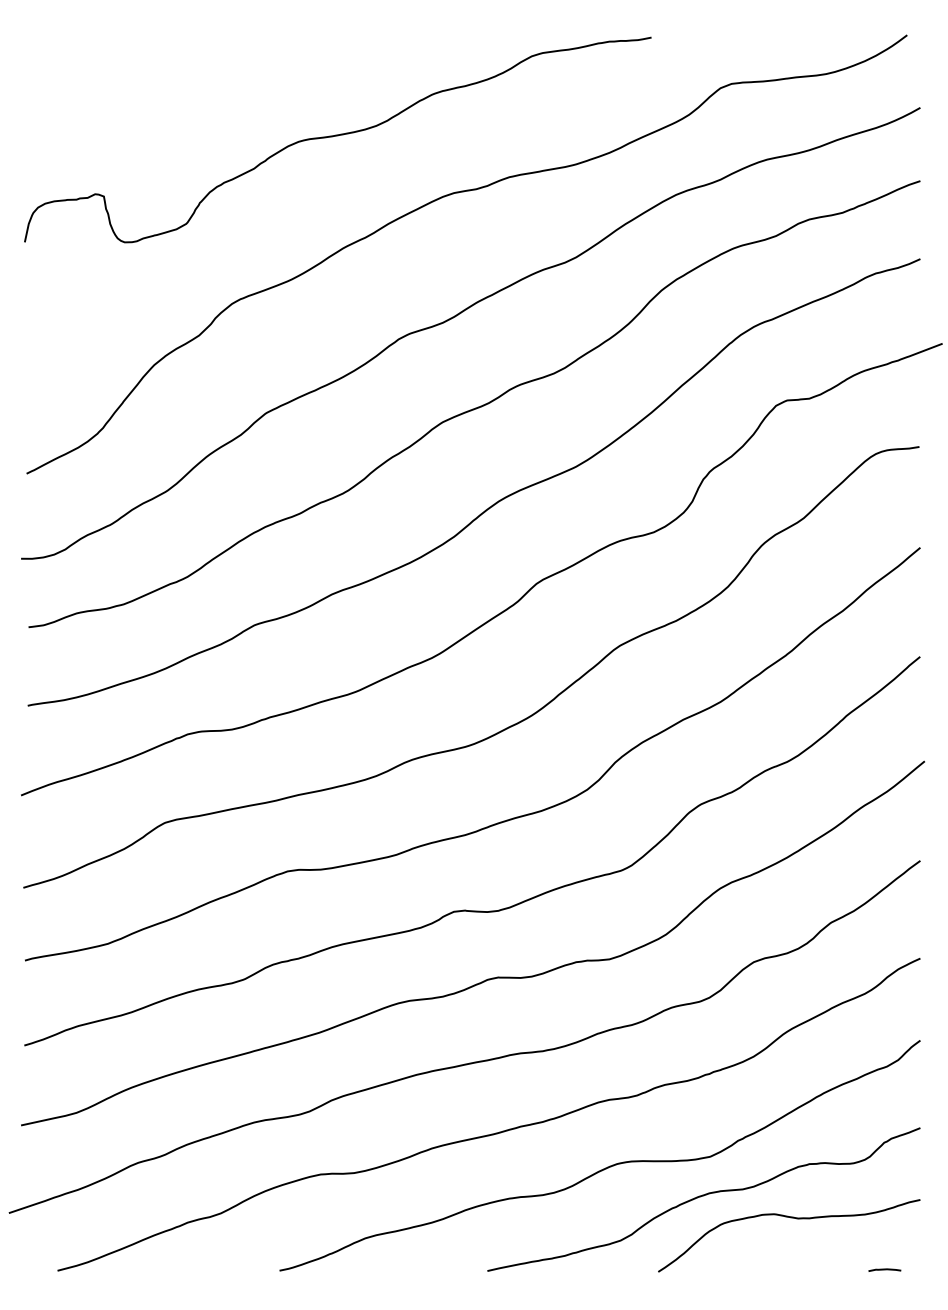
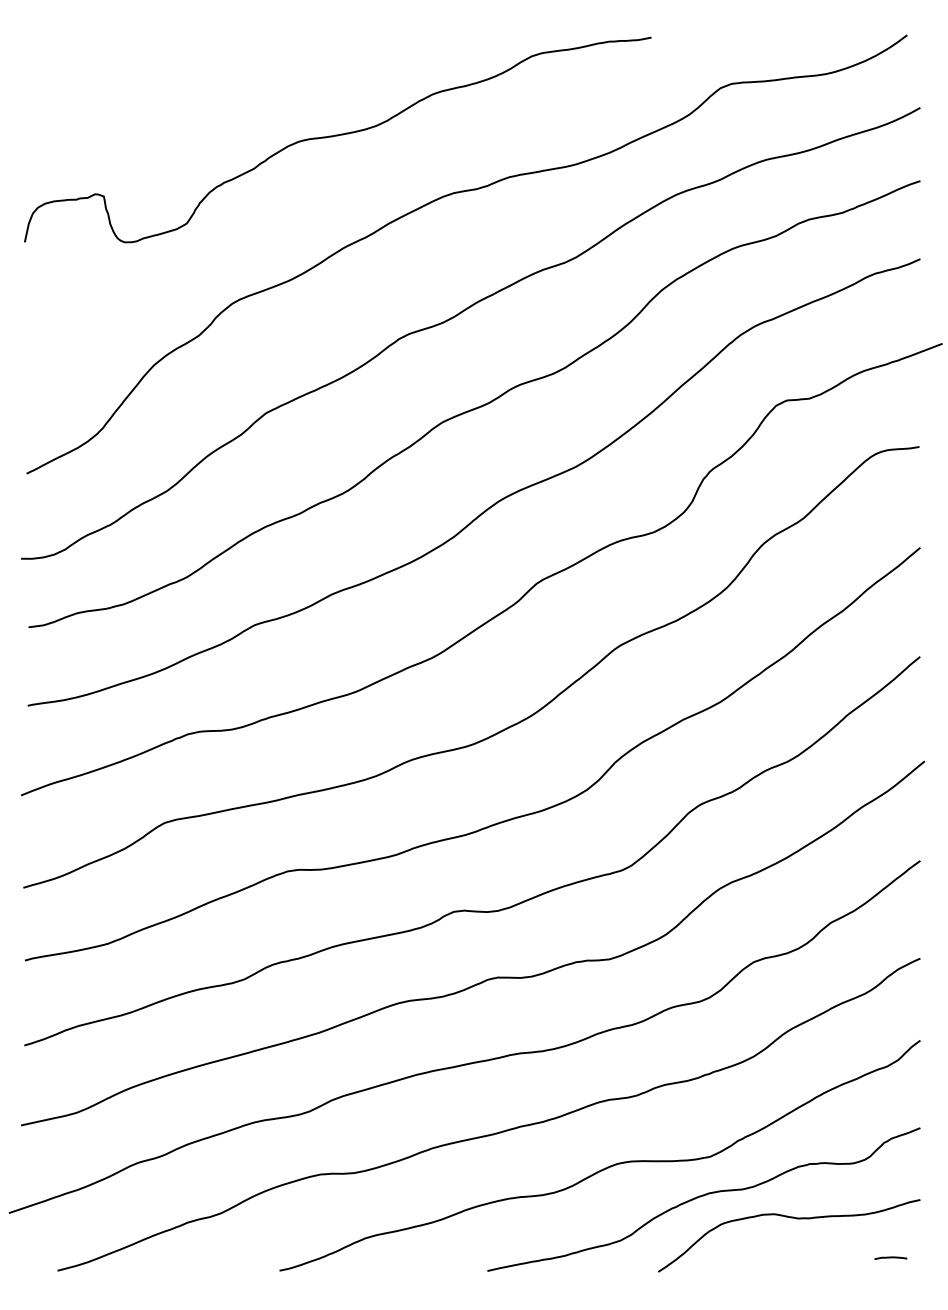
line position: (884, 1269) -> (890, 1257) (890, 1257)
